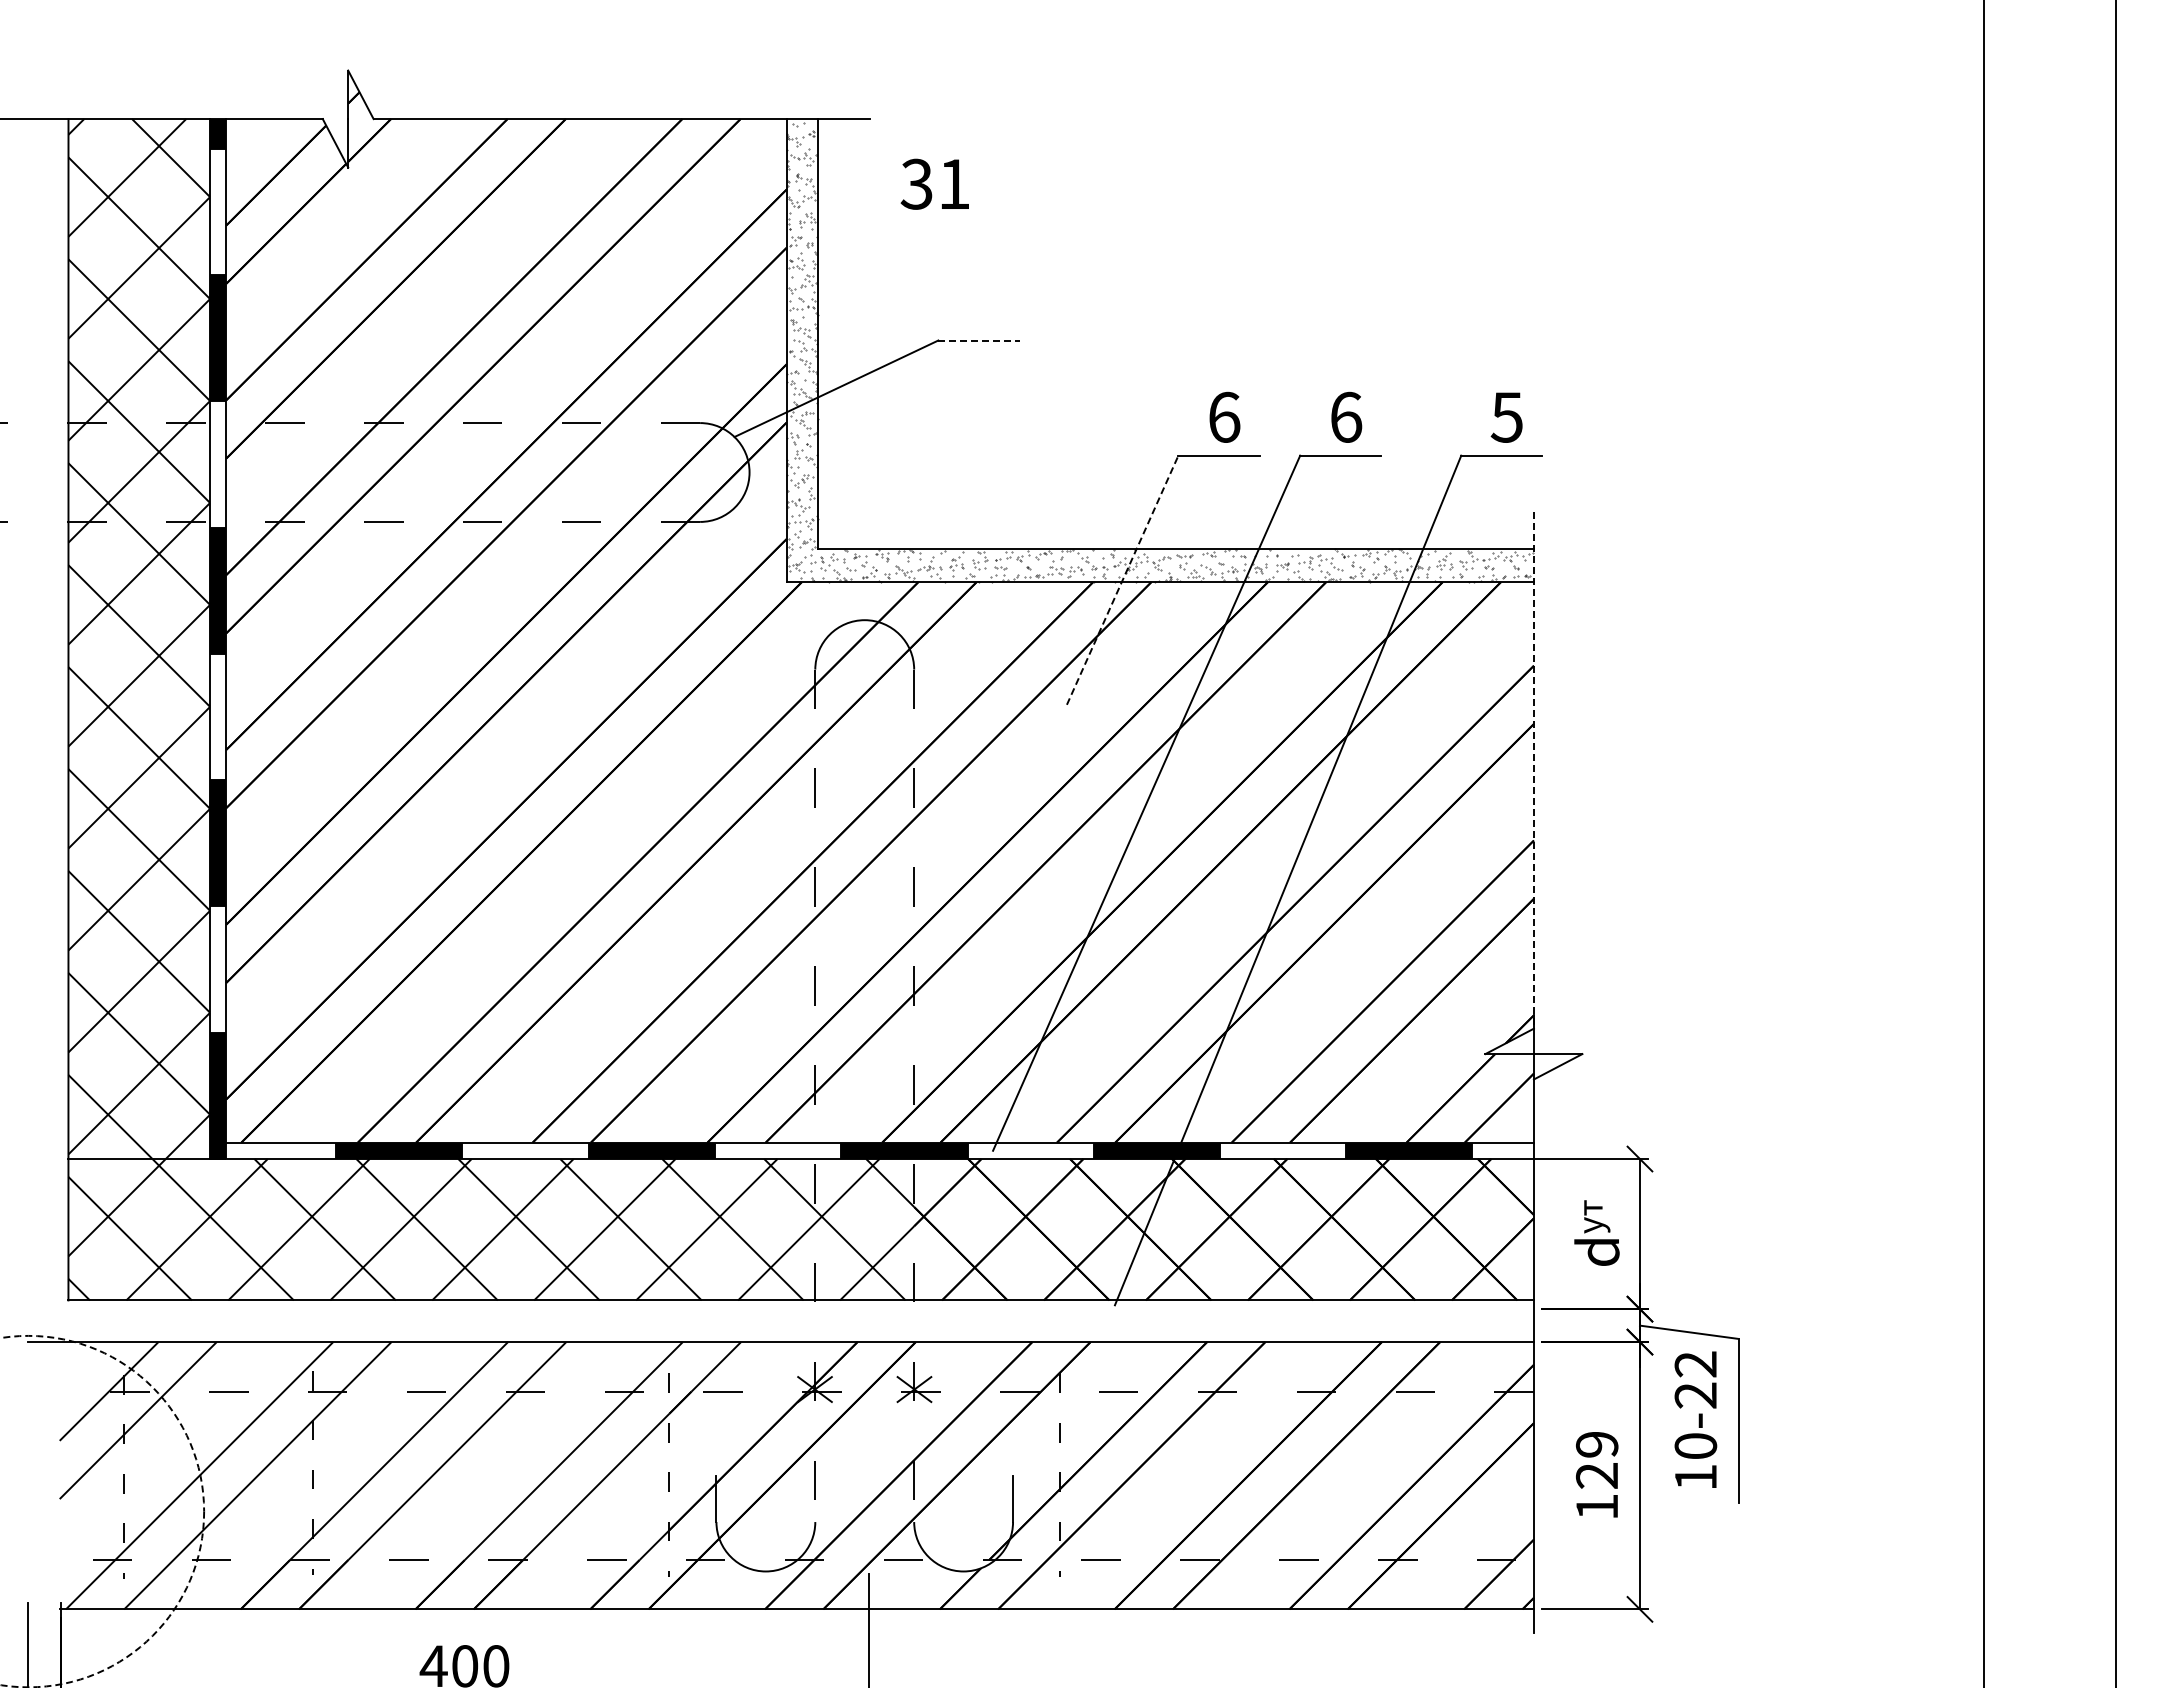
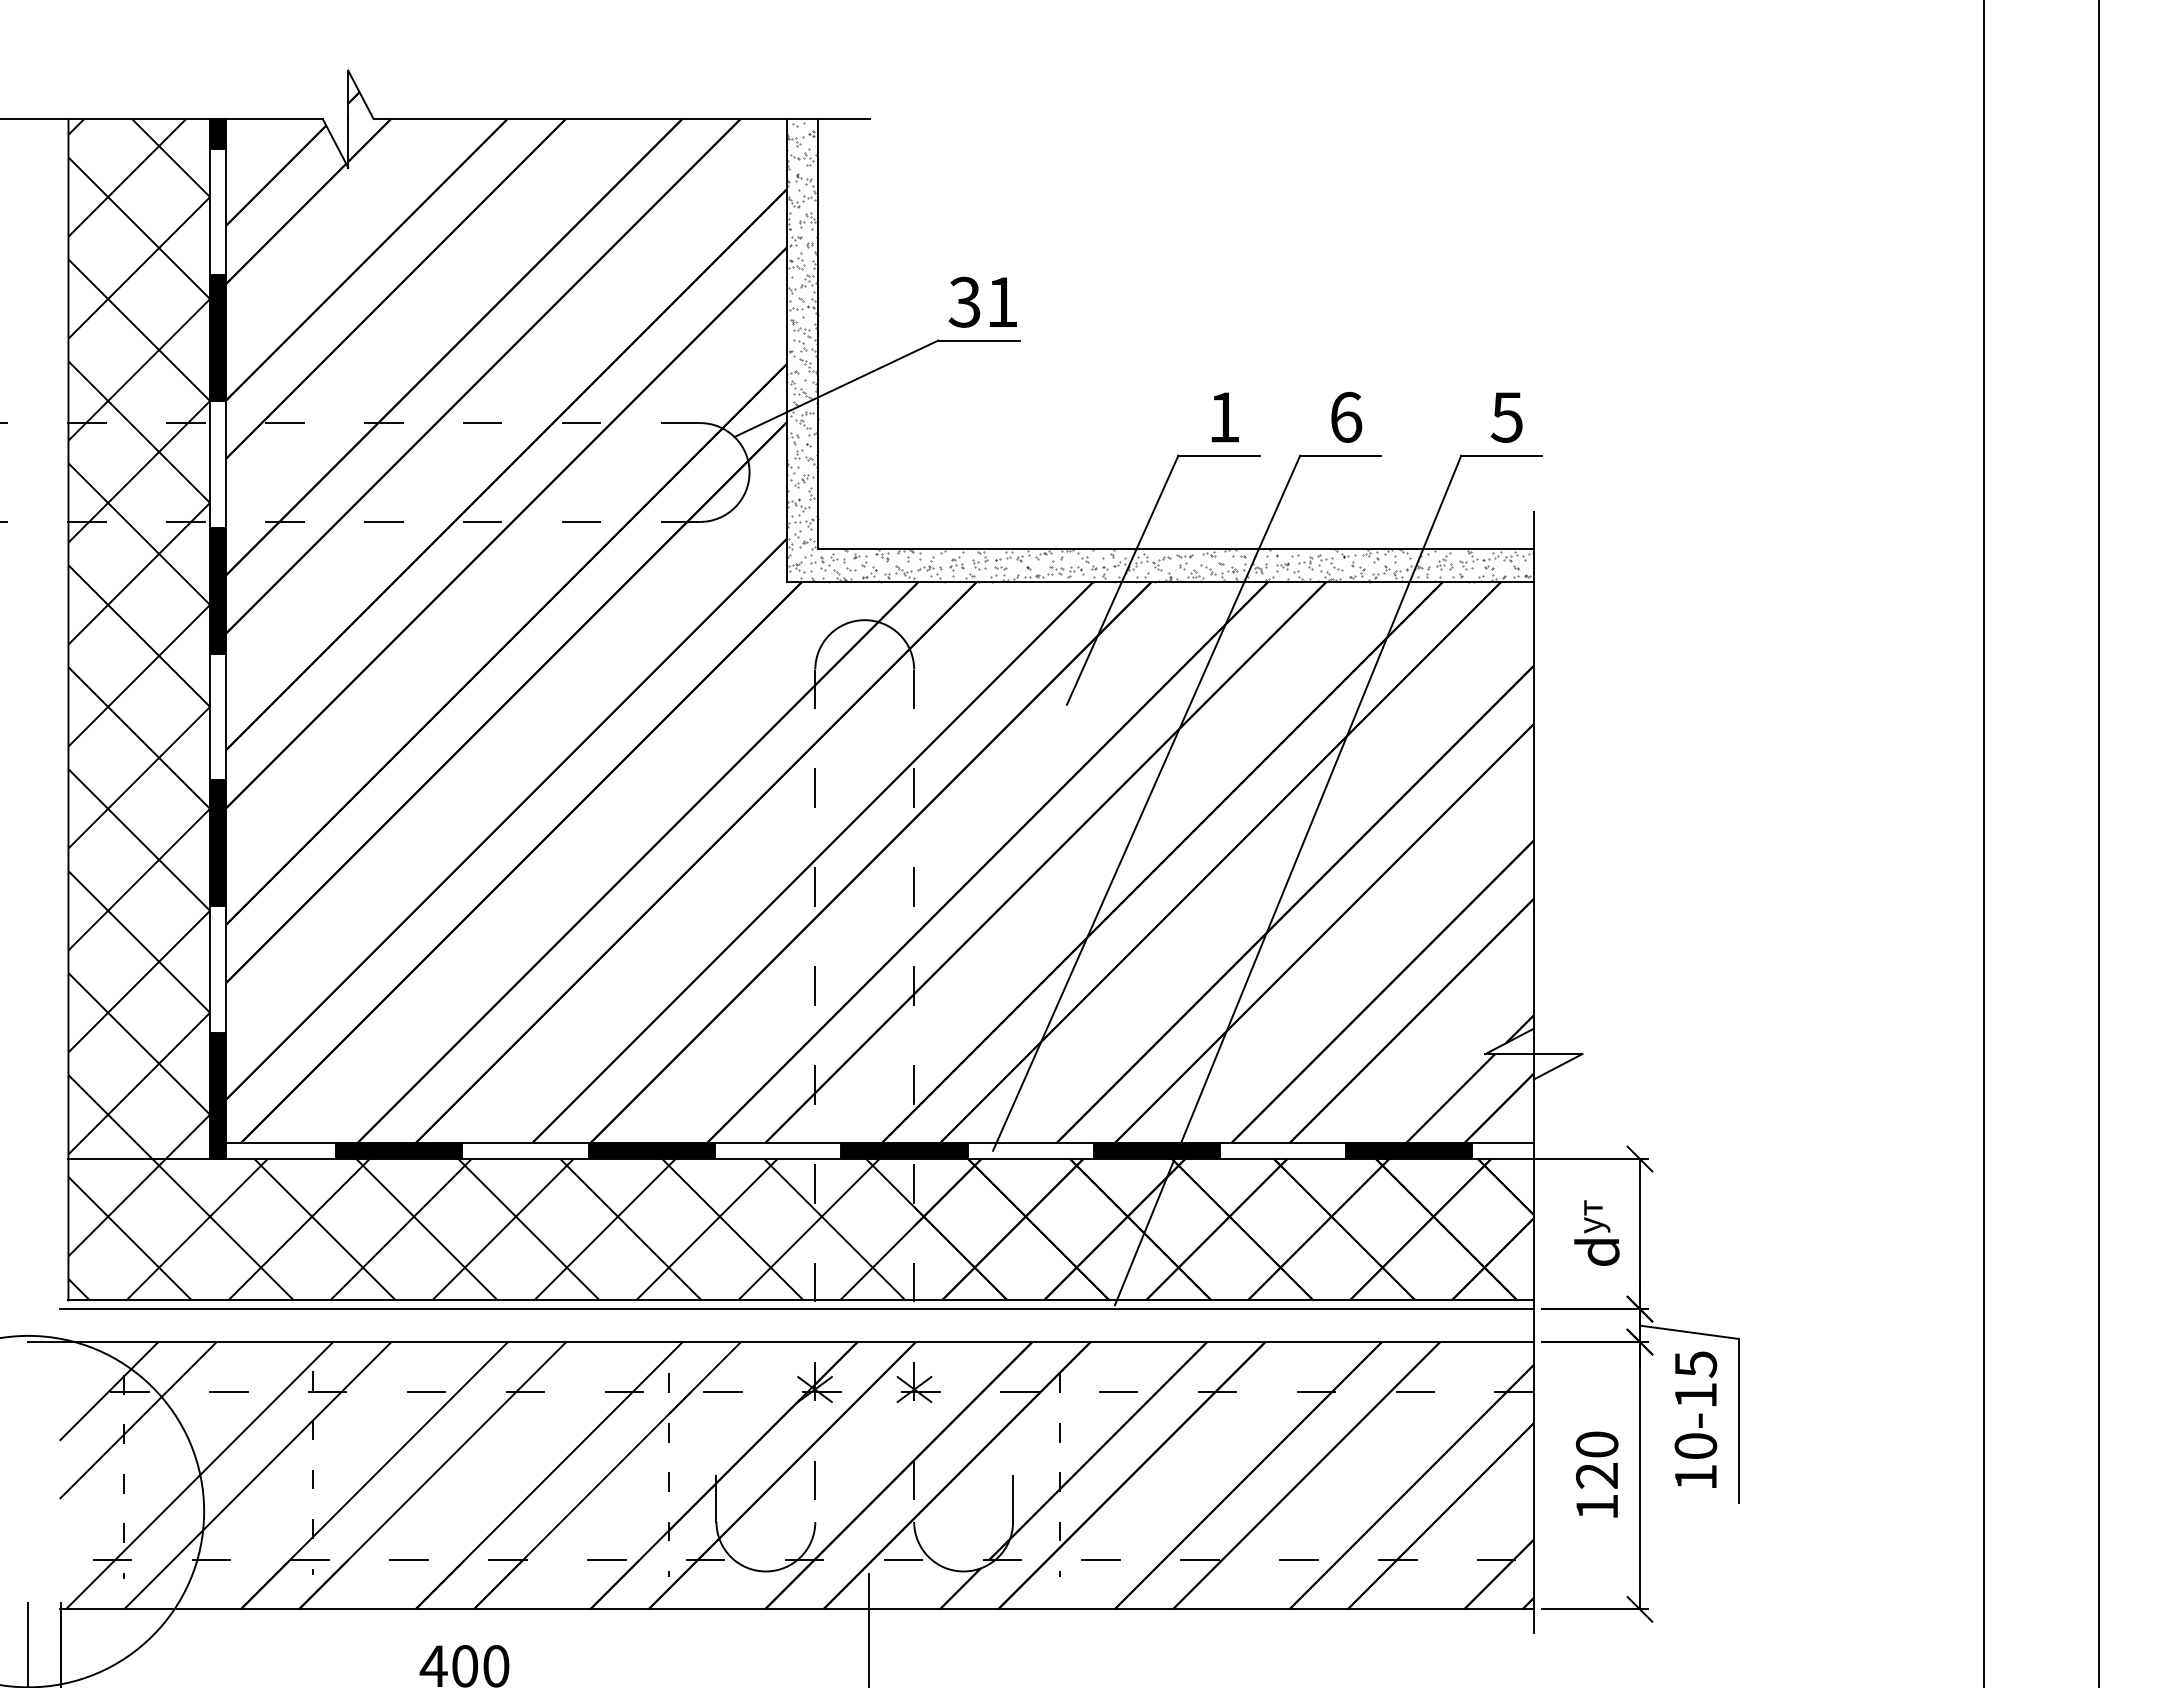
text position: (934, 183) -> (982, 301) (982, 301)
line: dashed -> solid (978, 340)
text: 6 -> 1 (1224, 416)
line: dashed -> solid (1122, 579)
line: dashed -> solid (1533, 770)
line position: (2116, 843) -> (2099, 843) (2099, 843)
line: none -> present (796, 1309)
text: 10-22 -> 10-15 (1695, 1379)
text: 129 -> 120 (1597, 1444)
circle: dashed -> solid (102, 1511)
